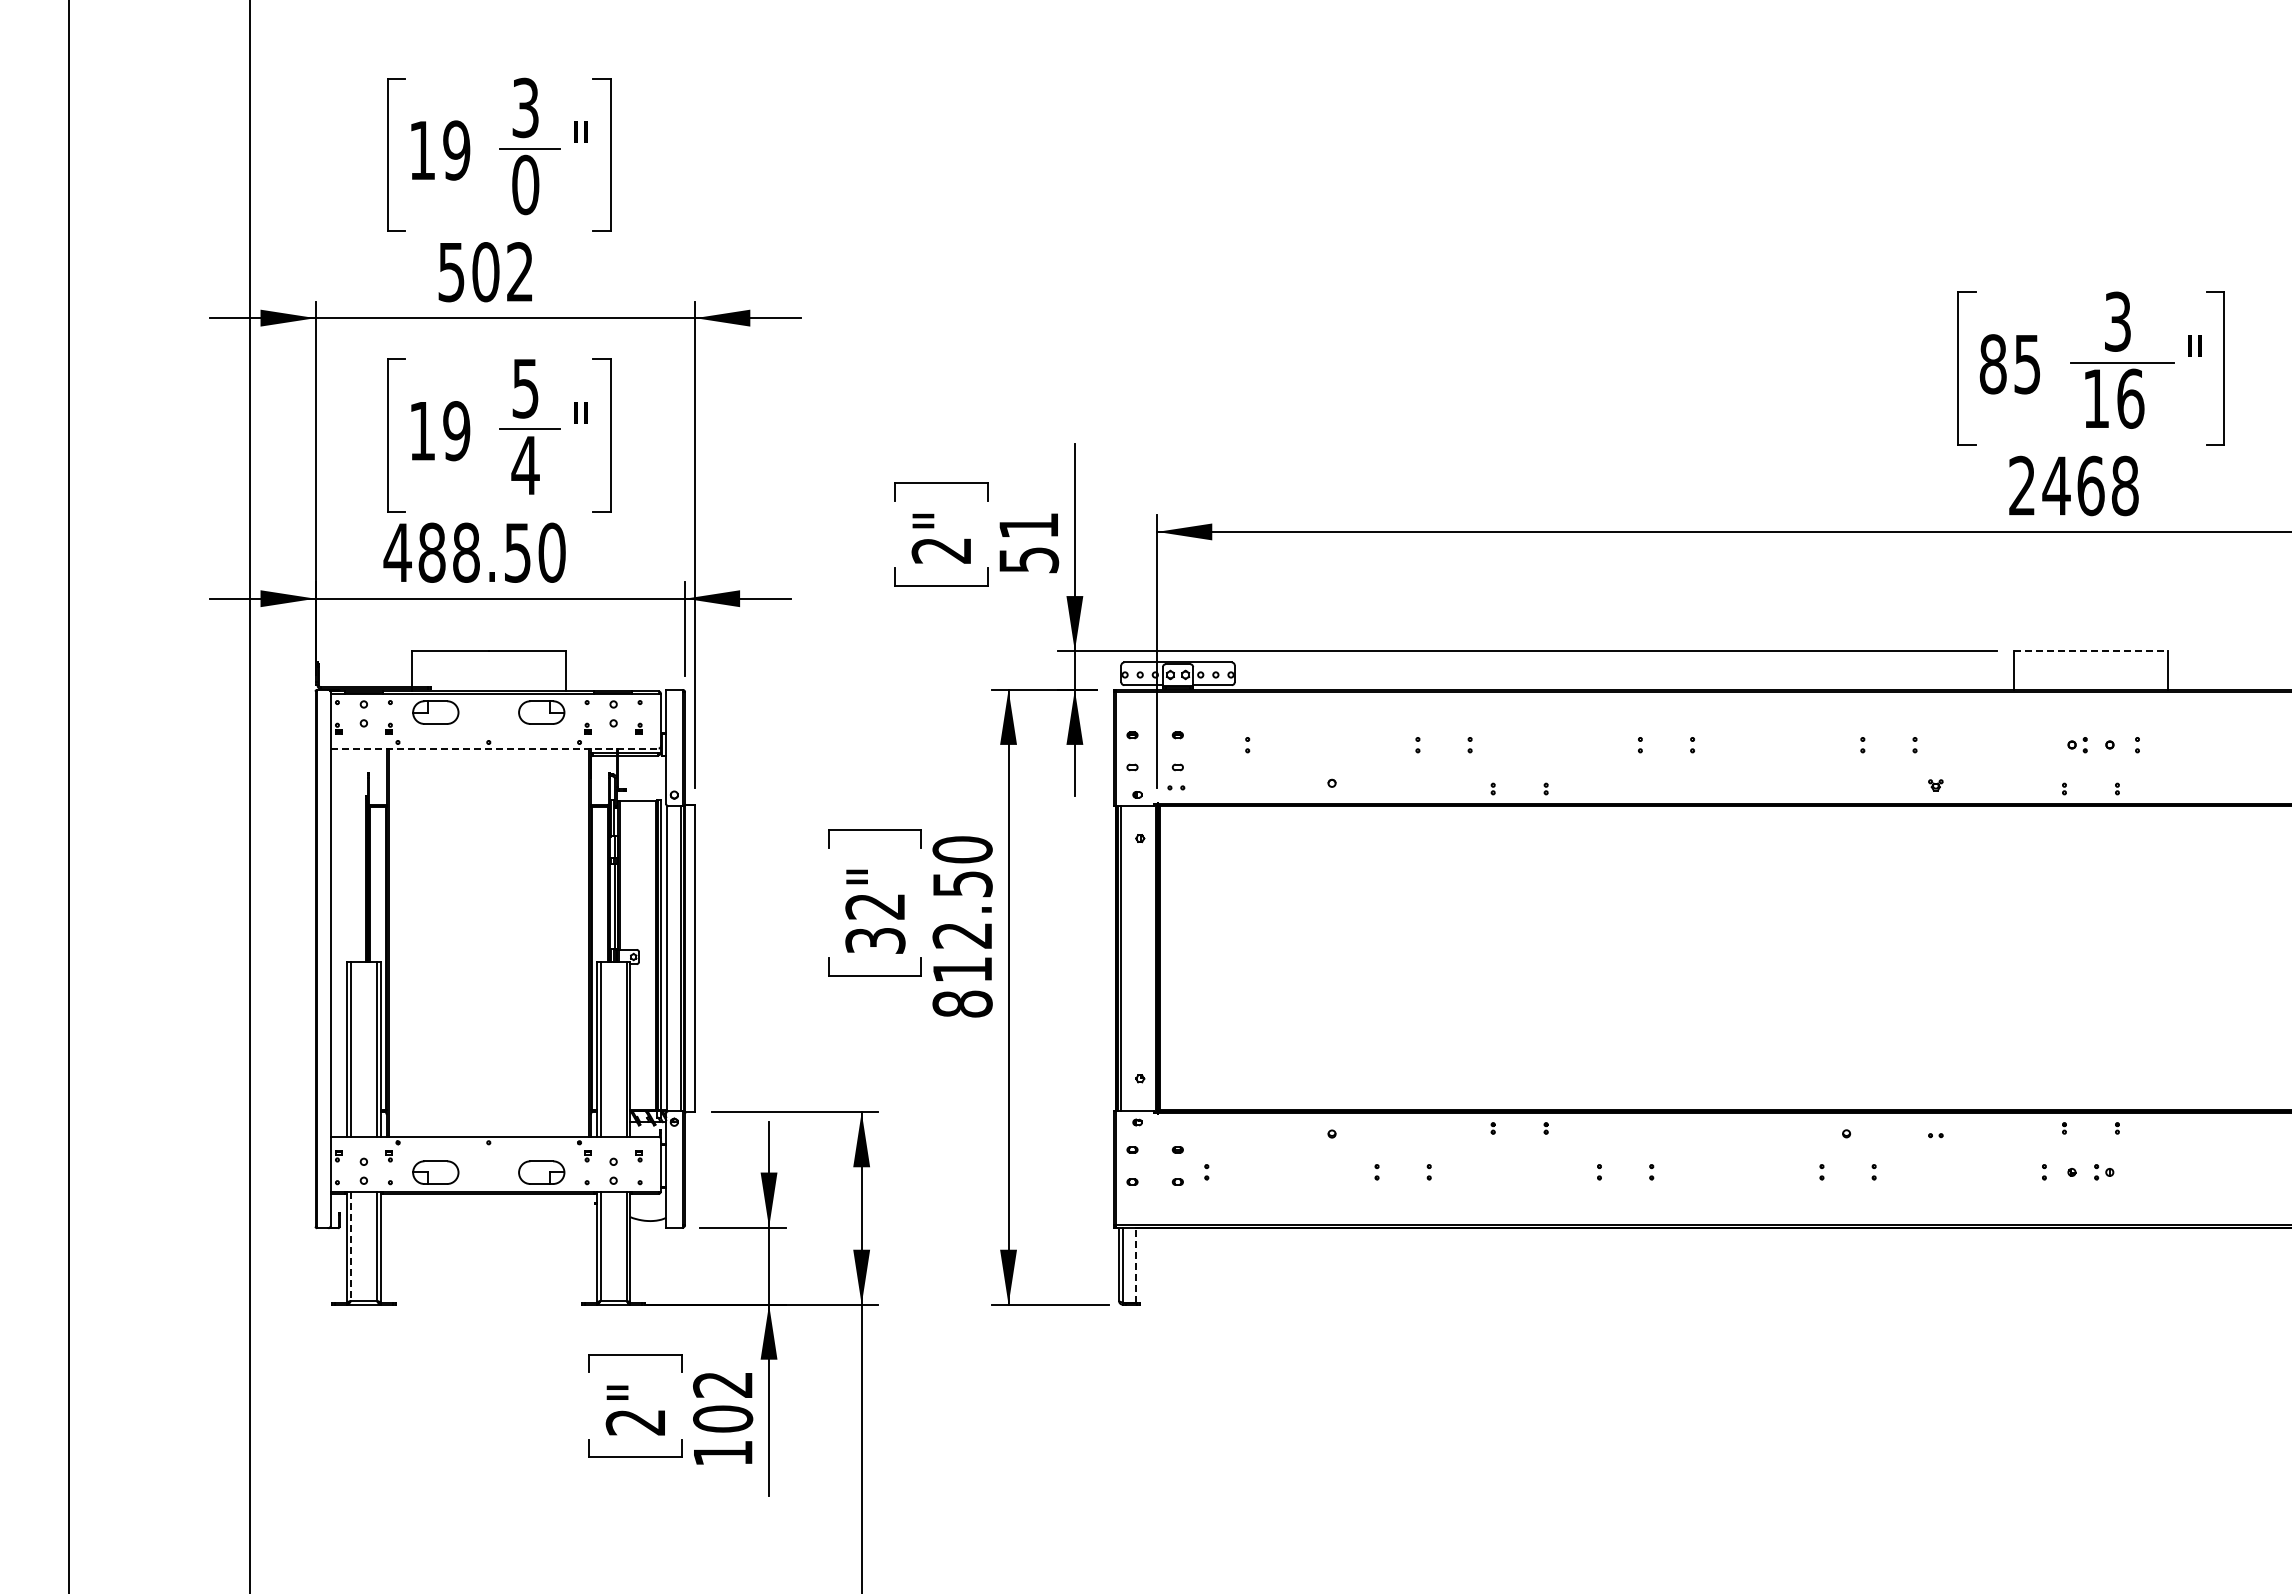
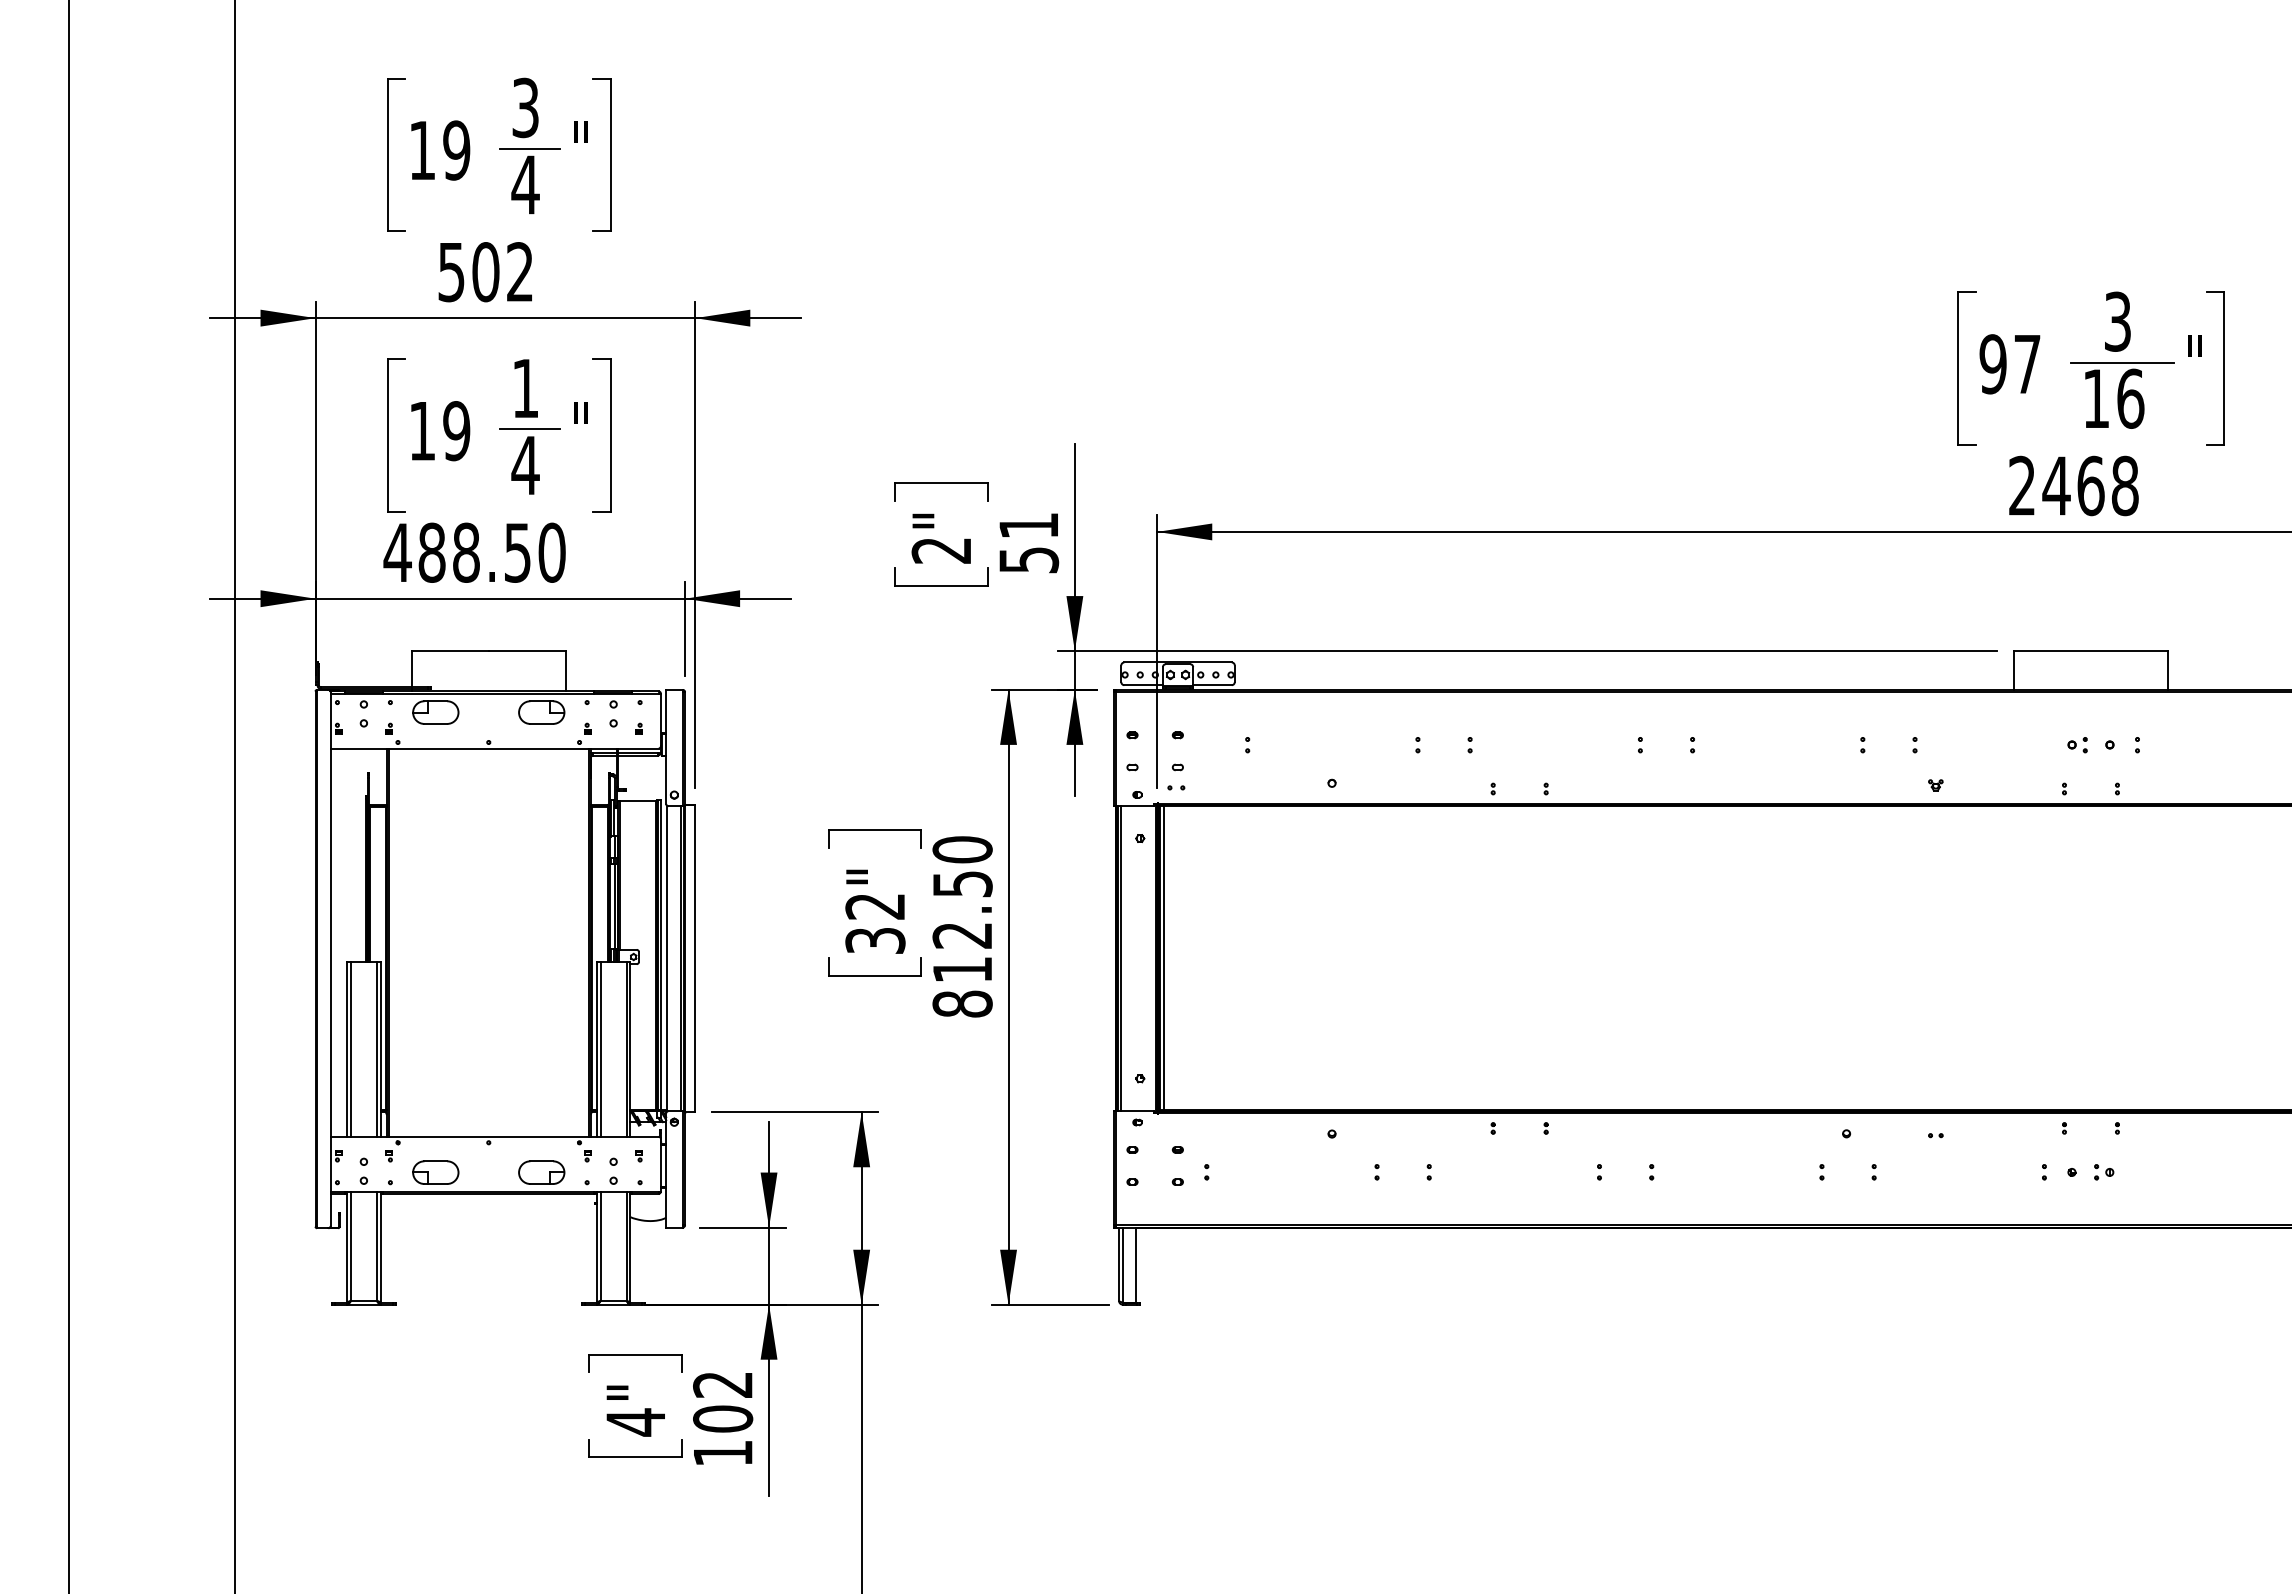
text: 0 -> 4 (525, 184)
text: 85 -> 97 (2009, 364)
text: 5 -> 1 (525, 388)
line: dashed -> solid (2090, 651)
line: dashed -> solid (495, 748)
line position: (250, 796) -> (235, 796) (235, 796)
line: none -> present (1164, 958)
line: dashed -> solid (351, 1246)
line: dashed -> solid (1136, 1265)
text: 2" -> 4" (634, 1422)
